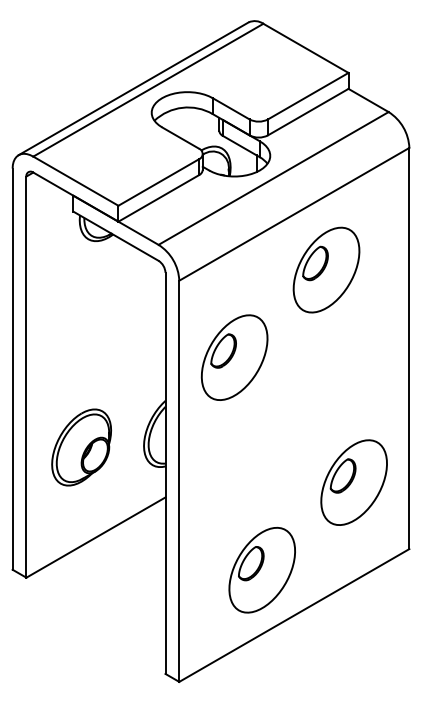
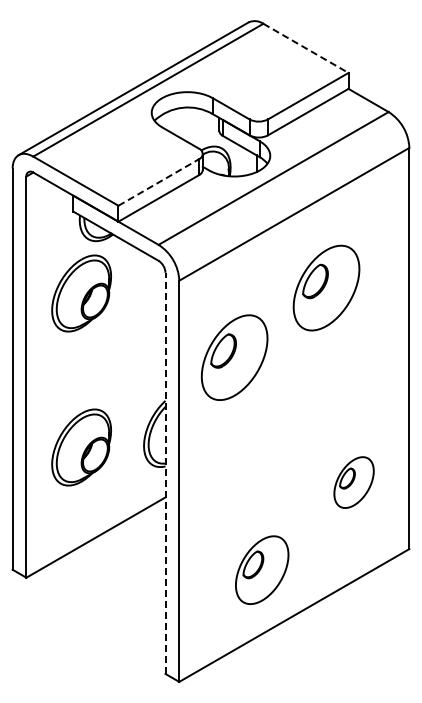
line: solid -> dashed (306, 48)
line: solid -> dashed (159, 182)
part position: (326, 269) -> (326, 287) (326, 287)
part: none -> present (81, 293)
line: solid -> dashed (165, 473)
part size: 68x87 px -> 42x53 px (353, 482)
part size: 68x88 px -> 55x70 px (262, 569)
